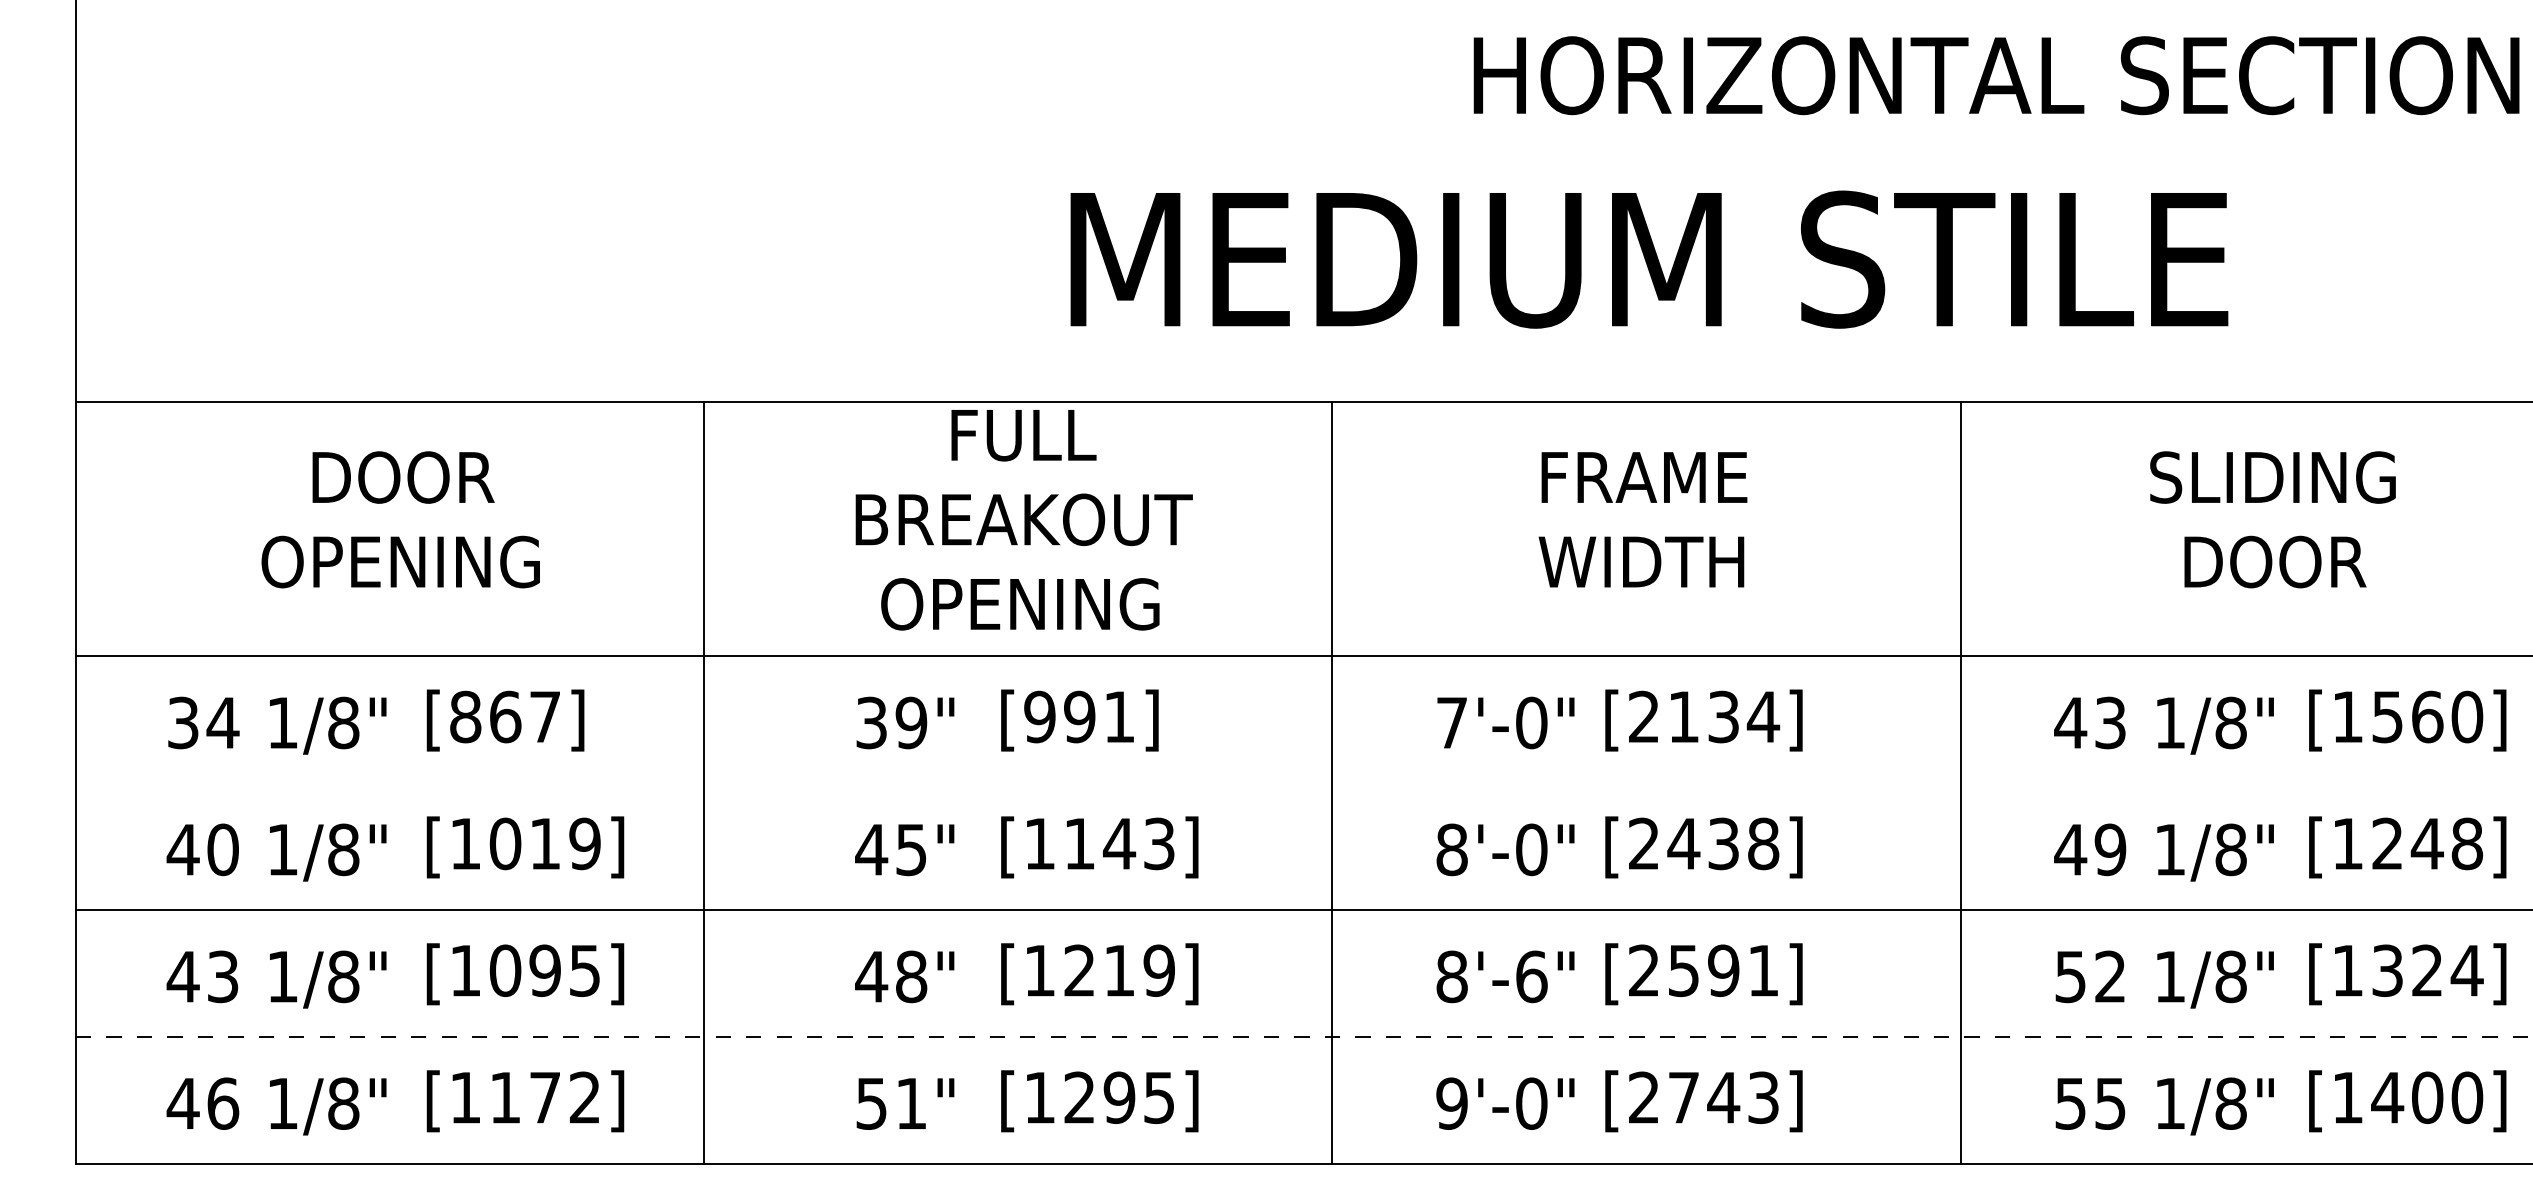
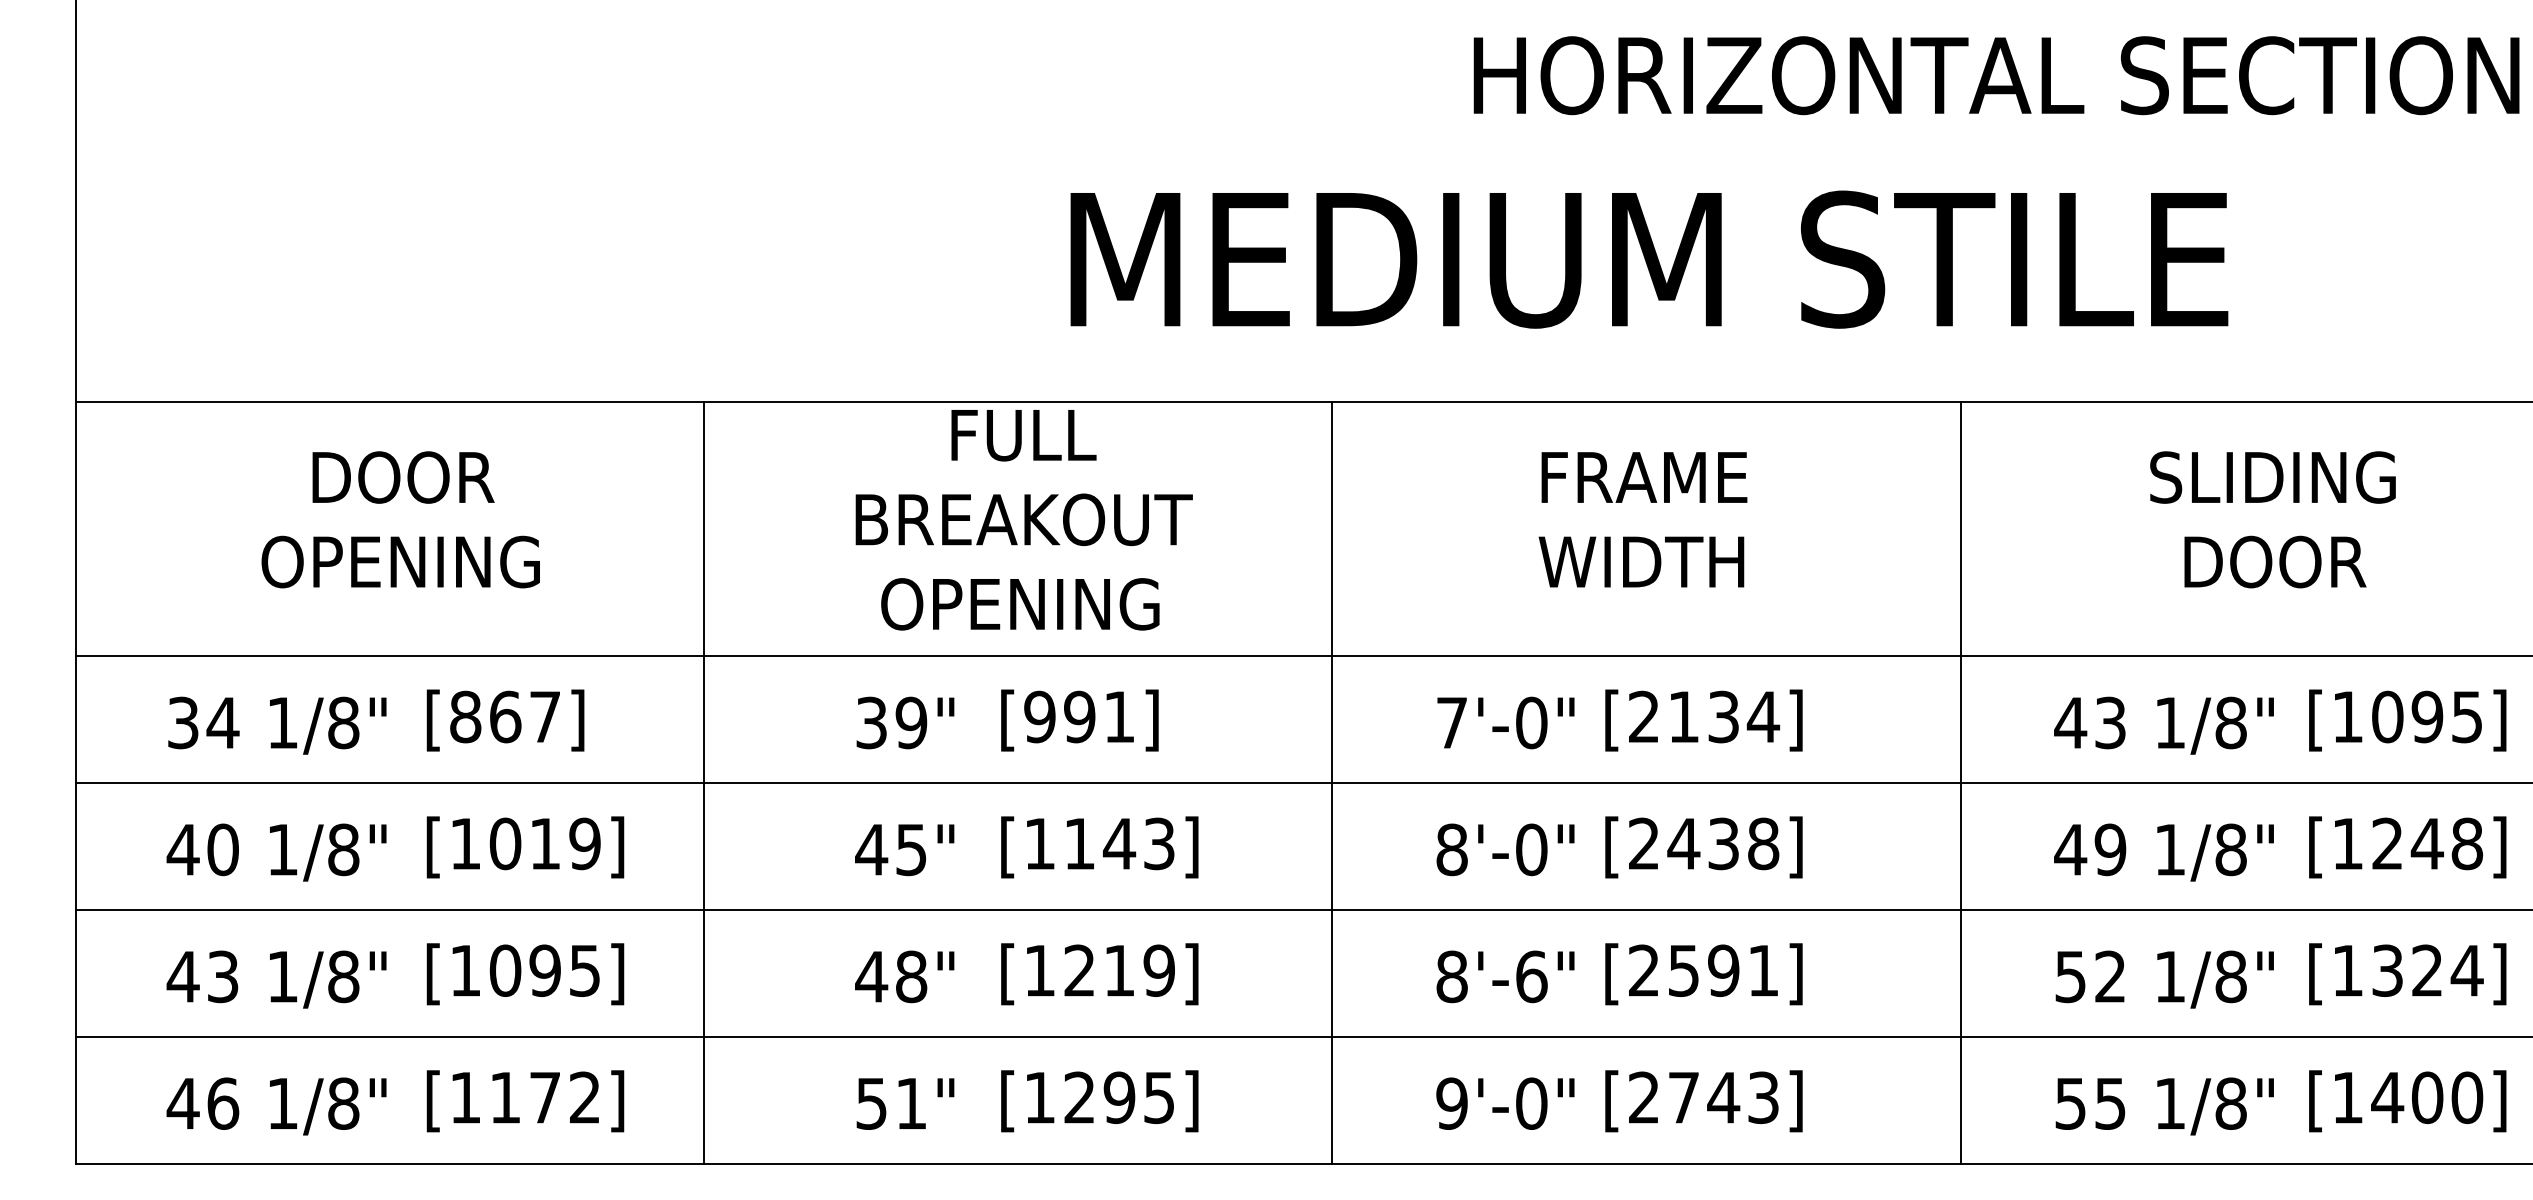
text: [1560] -> [1095] (2427, 716)
line: none -> present (1302, 783)
line: dashed -> solid (1304, 1036)
